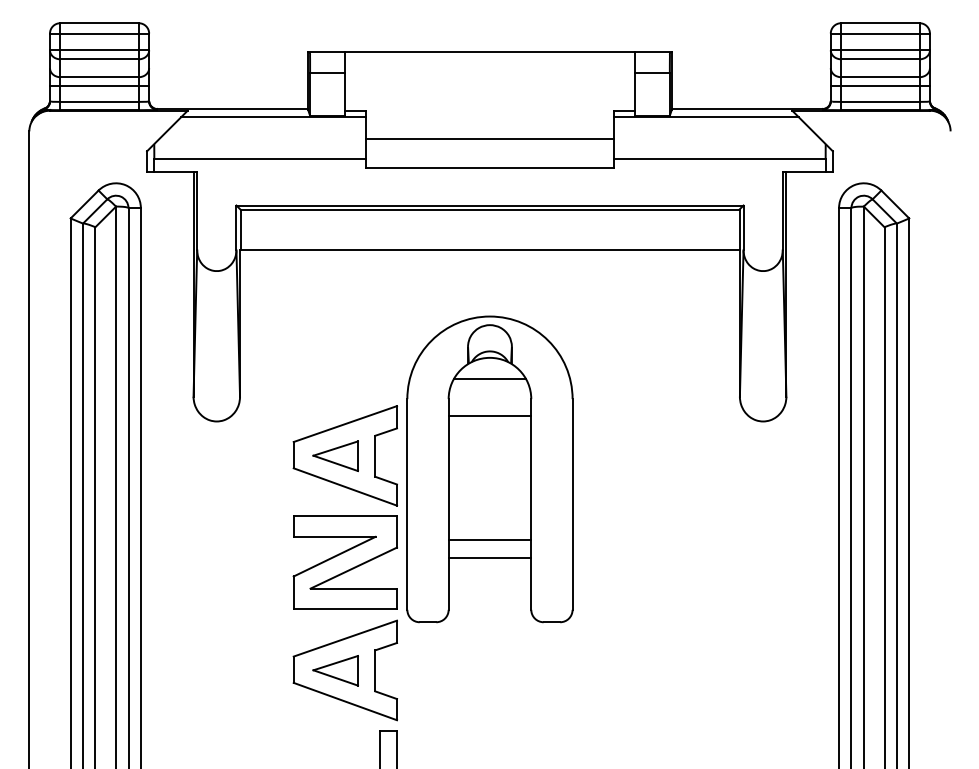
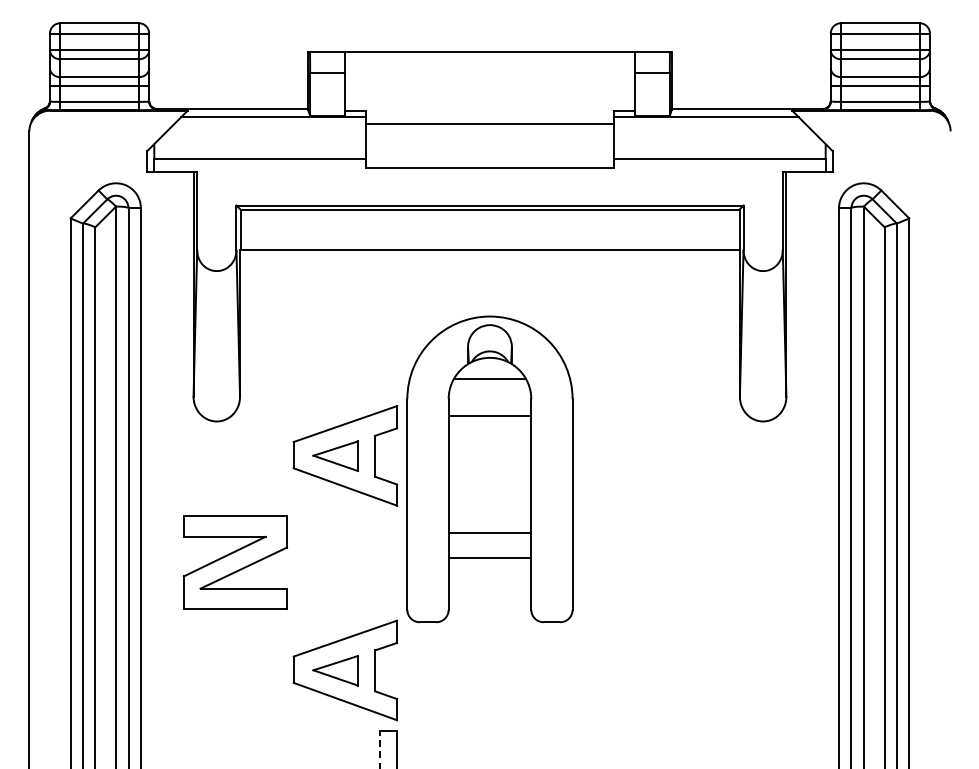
line position: (489, 138) -> (489, 123) (489, 123)
line position: (489, 540) -> (489, 533) (489, 533)
part position: (344, 562) -> (234, 562) (234, 562)
line: solid -> dashed (379, 749)
